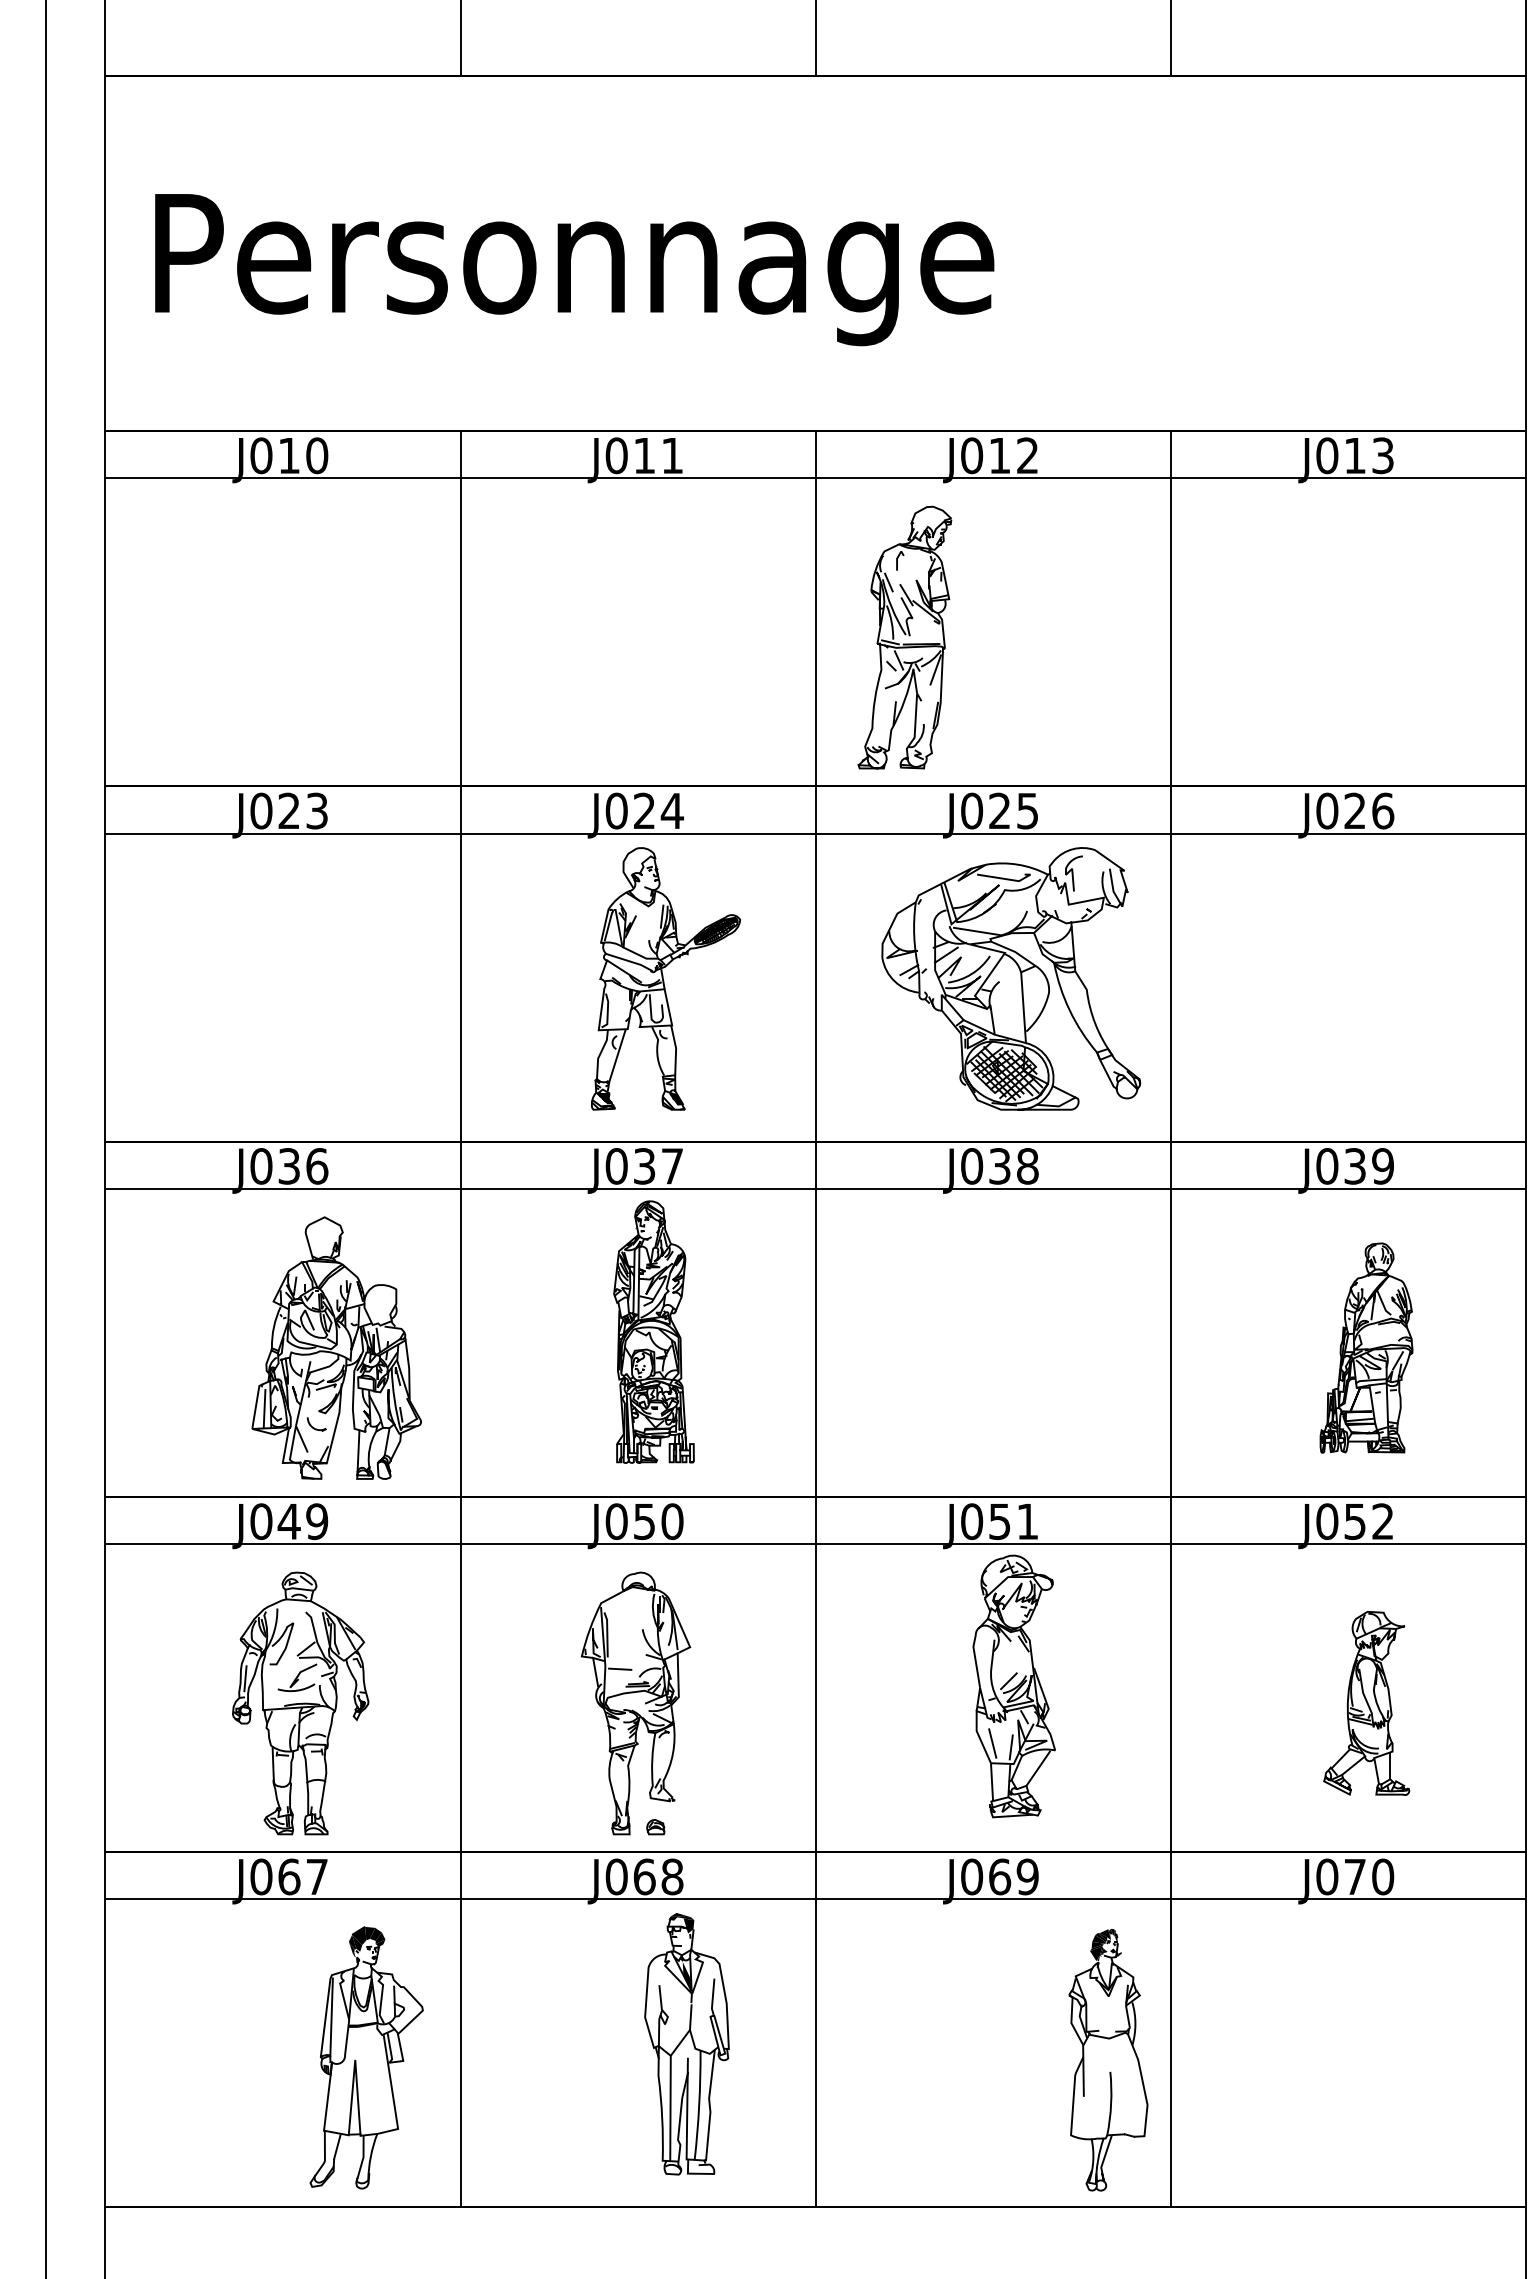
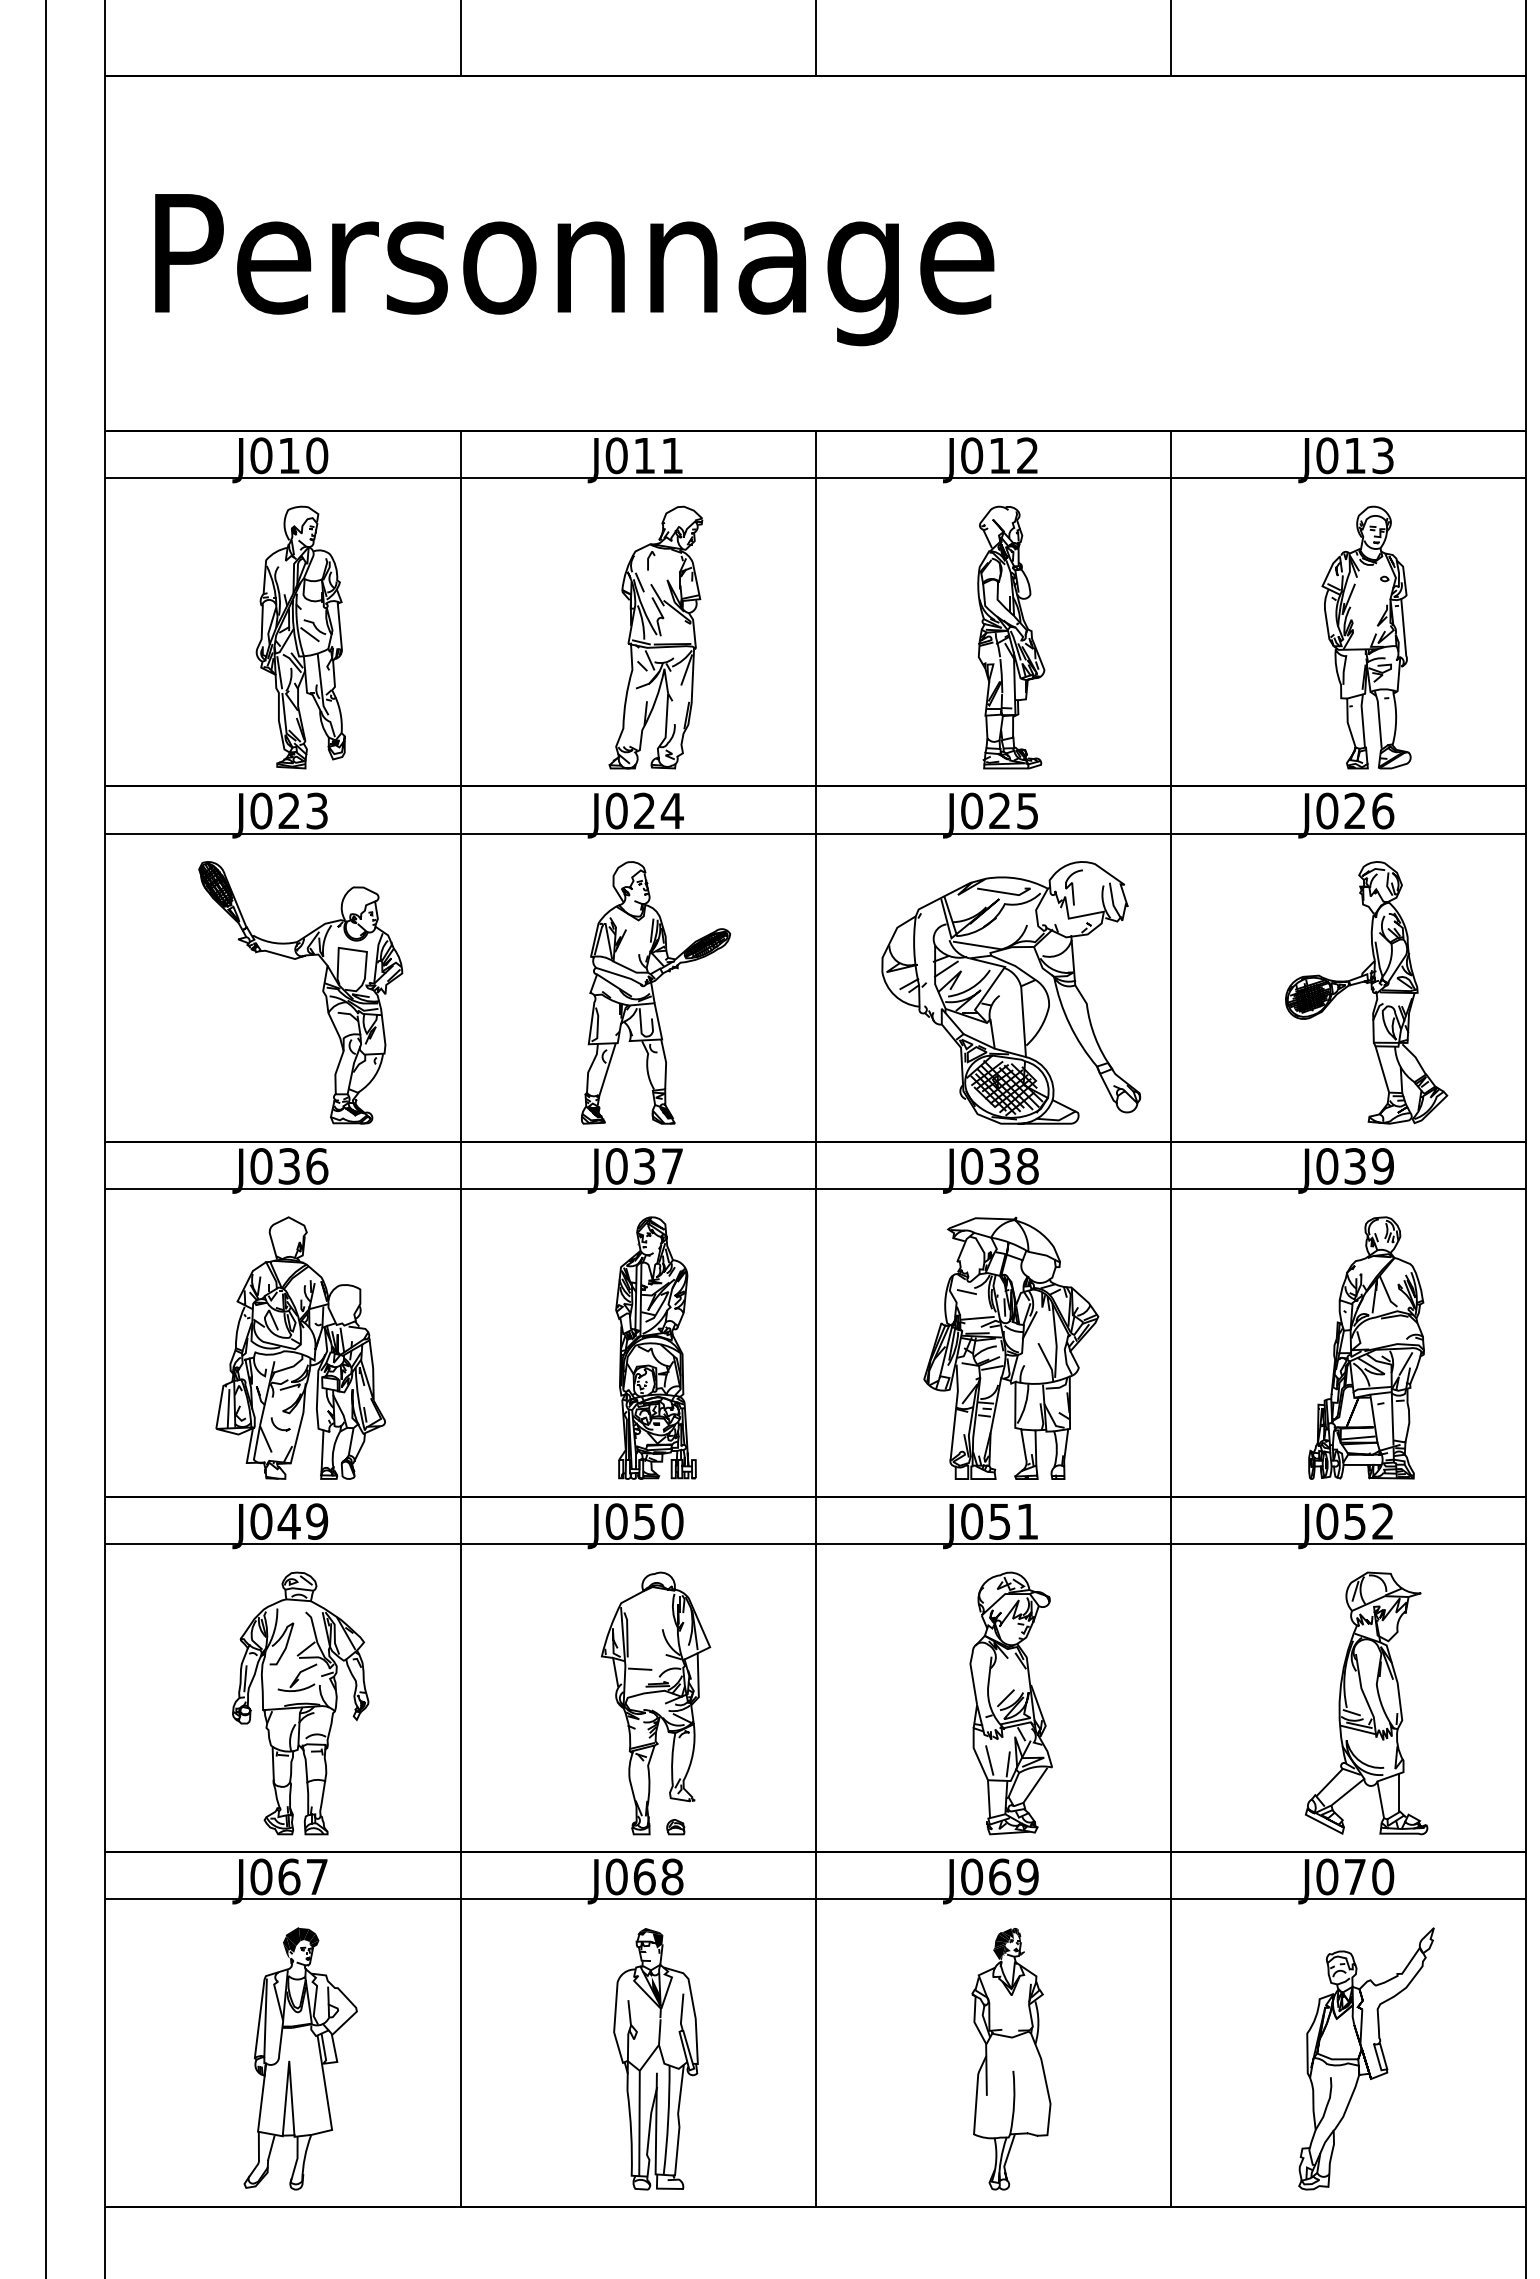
part: none -> present (300, 637)
part position: (904, 637) -> (655, 637) (655, 637)
part: none -> present (1011, 637)
part: none -> present (1366, 637)
part position: (665, 978) -> (655, 992) (655, 992)
part position: (1011, 978) -> (1011, 992) (1011, 992)
part: none -> present (322, 992)
part: none -> present (1366, 992)
part position: (653, 1331) -> (655, 1347) (655, 1347)
part position: (336, 1347) -> (300, 1347) (300, 1347)
part: none -> present (1011, 1347)
part size: 95x212 px -> 117x264 px (1366, 1347)
part position: (1013, 1686) -> (1010, 1703) (1010, 1703)
part position: (635, 1703) -> (655, 1703) (655, 1703)
part size: 88x185 px -> 124x265 px (1366, 1703)
part position: (686, 2044) -> (655, 2059) (655, 2059)
part position: (366, 2057) -> (300, 2058) (300, 2058)
part: none -> present (1366, 2058)
part position: (1108, 2060) -> (1011, 2059) (1011, 2059)
